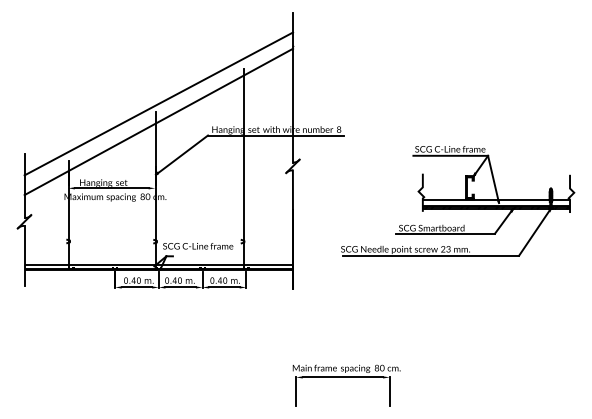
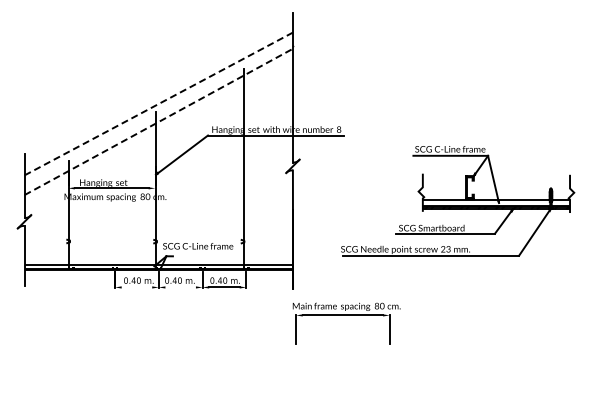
line: solid -> dashed (159, 103)
line: solid -> dashed (158, 121)
line: present -> none (136, 287)
line: present -> none (180, 287)
part position: (346, 377) -> (346, 315) (346, 315)
